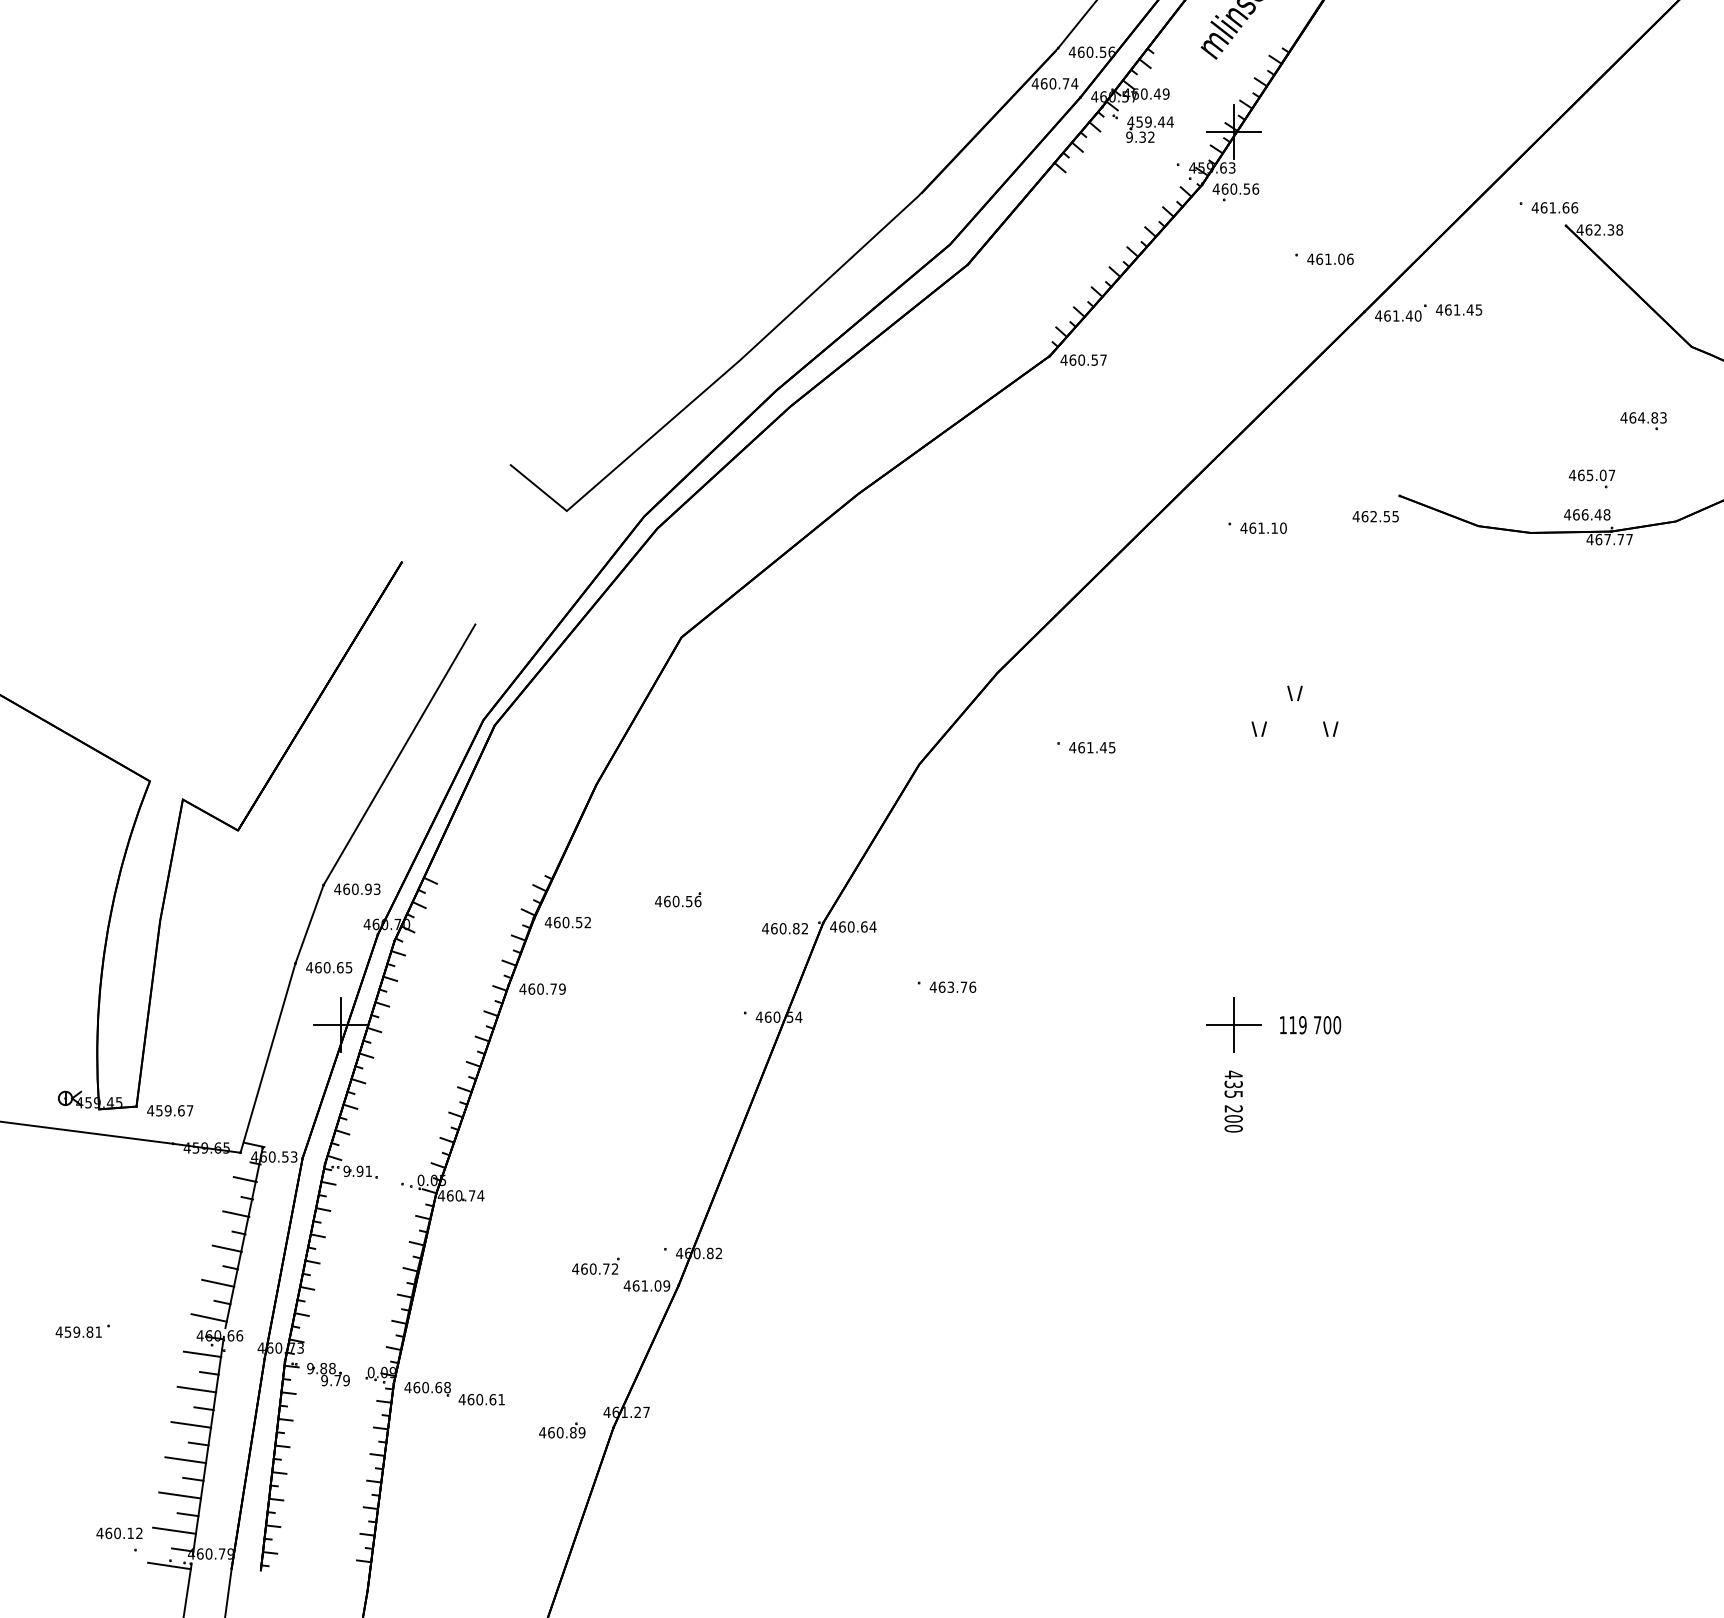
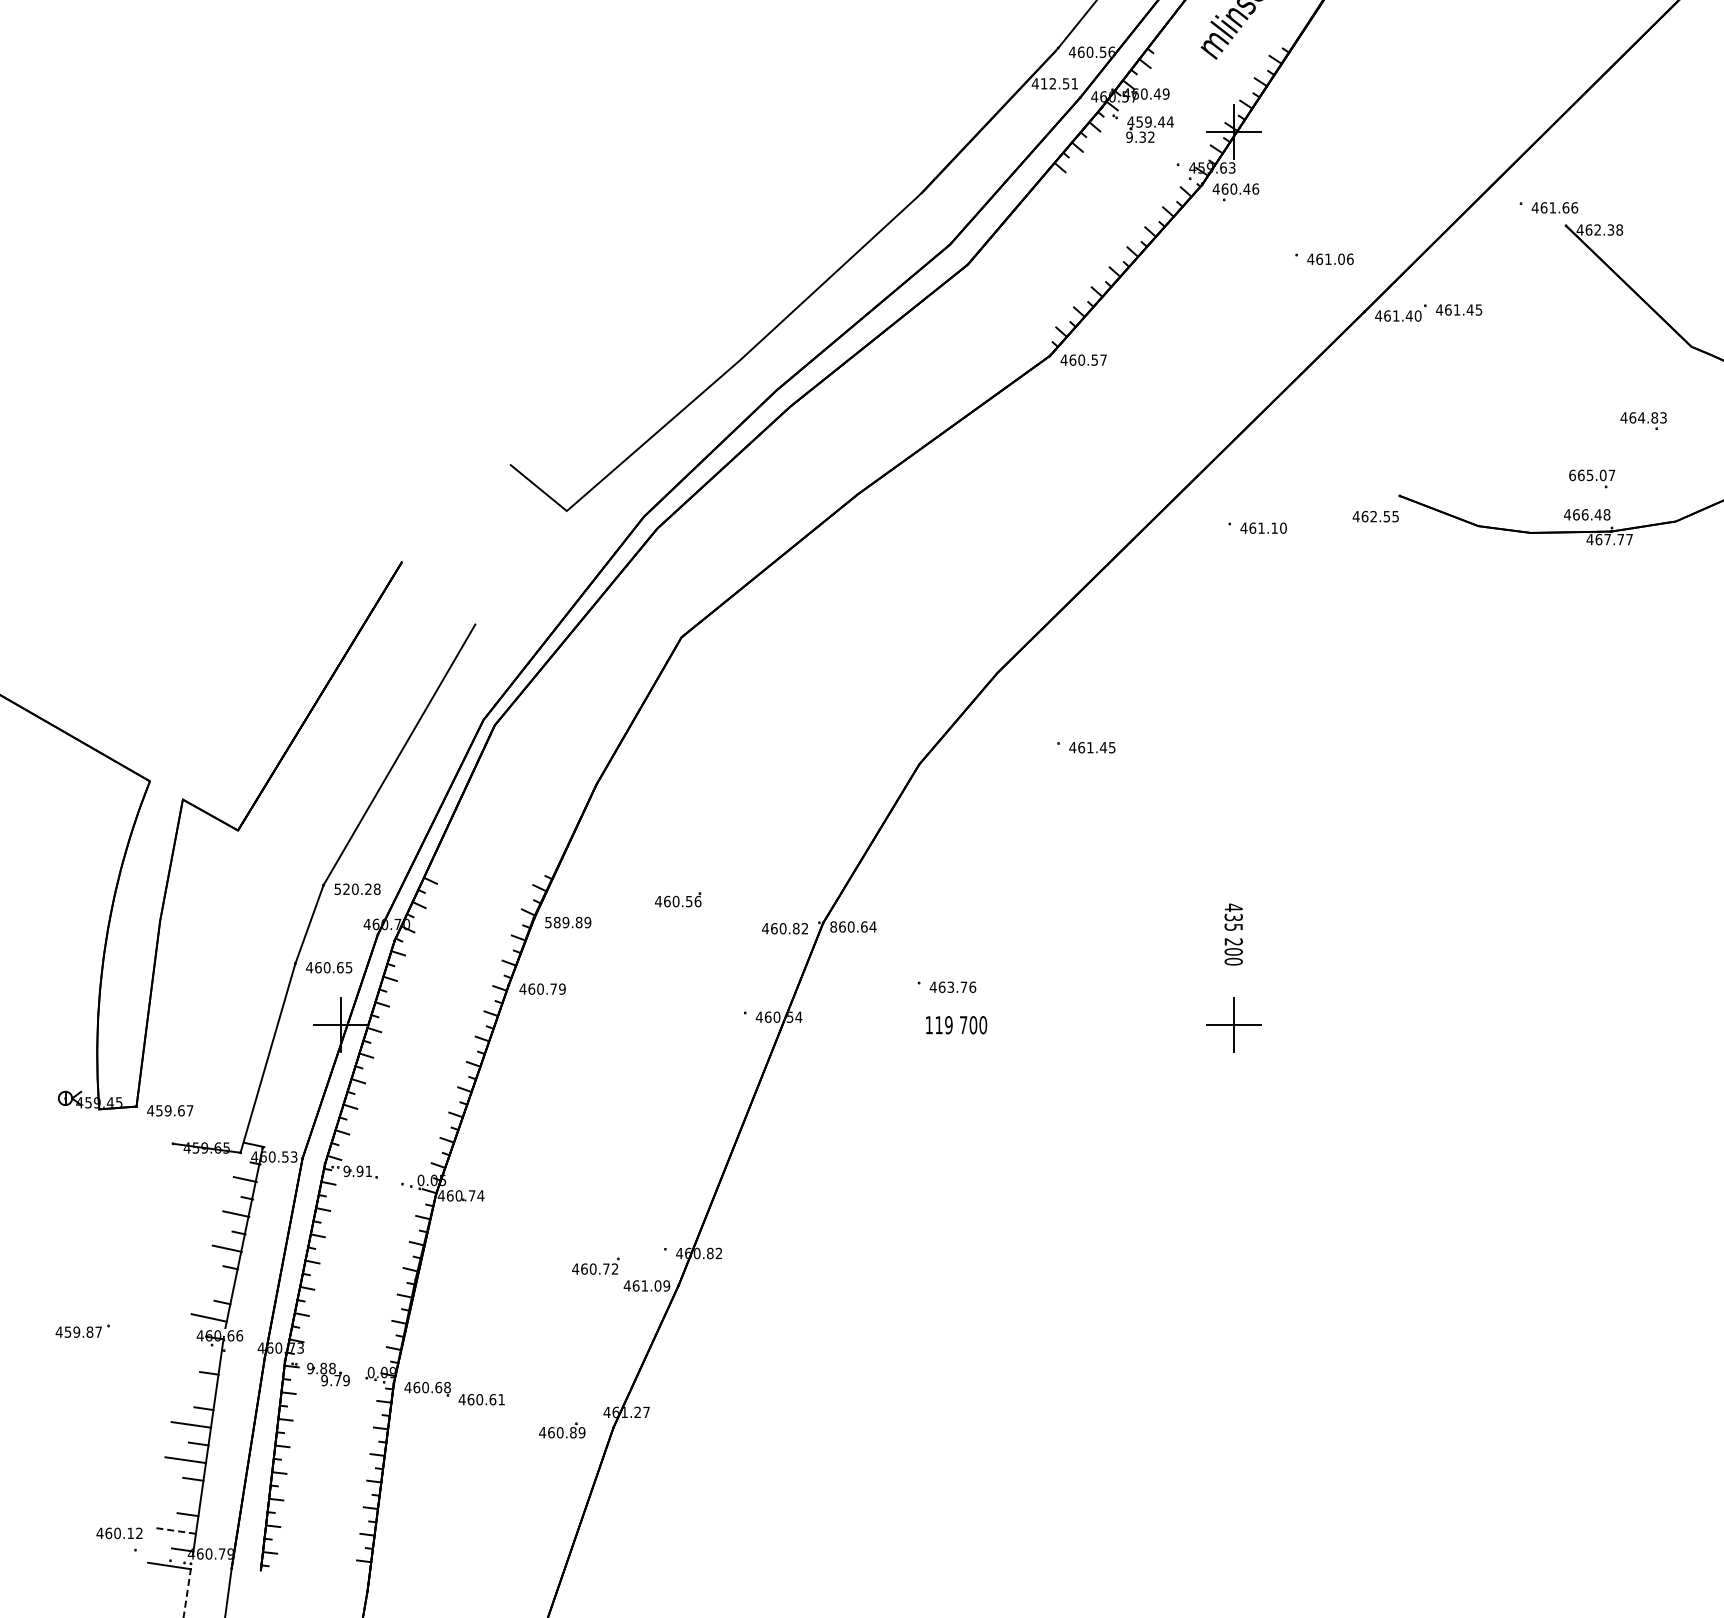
text: 460.74 -> 412.51 (1059, 83)
text: 460.56 -> 460.46 (1246, 188)
text: 465.07 -> 665.07 (1571, 475)
part: present -> none (1291, 701)
text: 460.93 -> 520.28 (357, 888)
text: 460.52 -> 589.89 (567, 922)
text: 460.64 -> 860.64 (833, 926)
text position: (1310, 1025) -> (956, 1025) (956, 1025)
text position: (1233, 1101) -> (1233, 934) (1233, 934)
line: present -> none (87, 1132)
line: present -> none (218, 1282)
text: 459.81 -> 459.87 (98, 1331)
line: present -> none (202, 1354)
line: present -> none (196, 1389)
line: present -> none (180, 1495)
line: solid -> dashed (174, 1530)
line: solid -> dashed (187, 1590)
